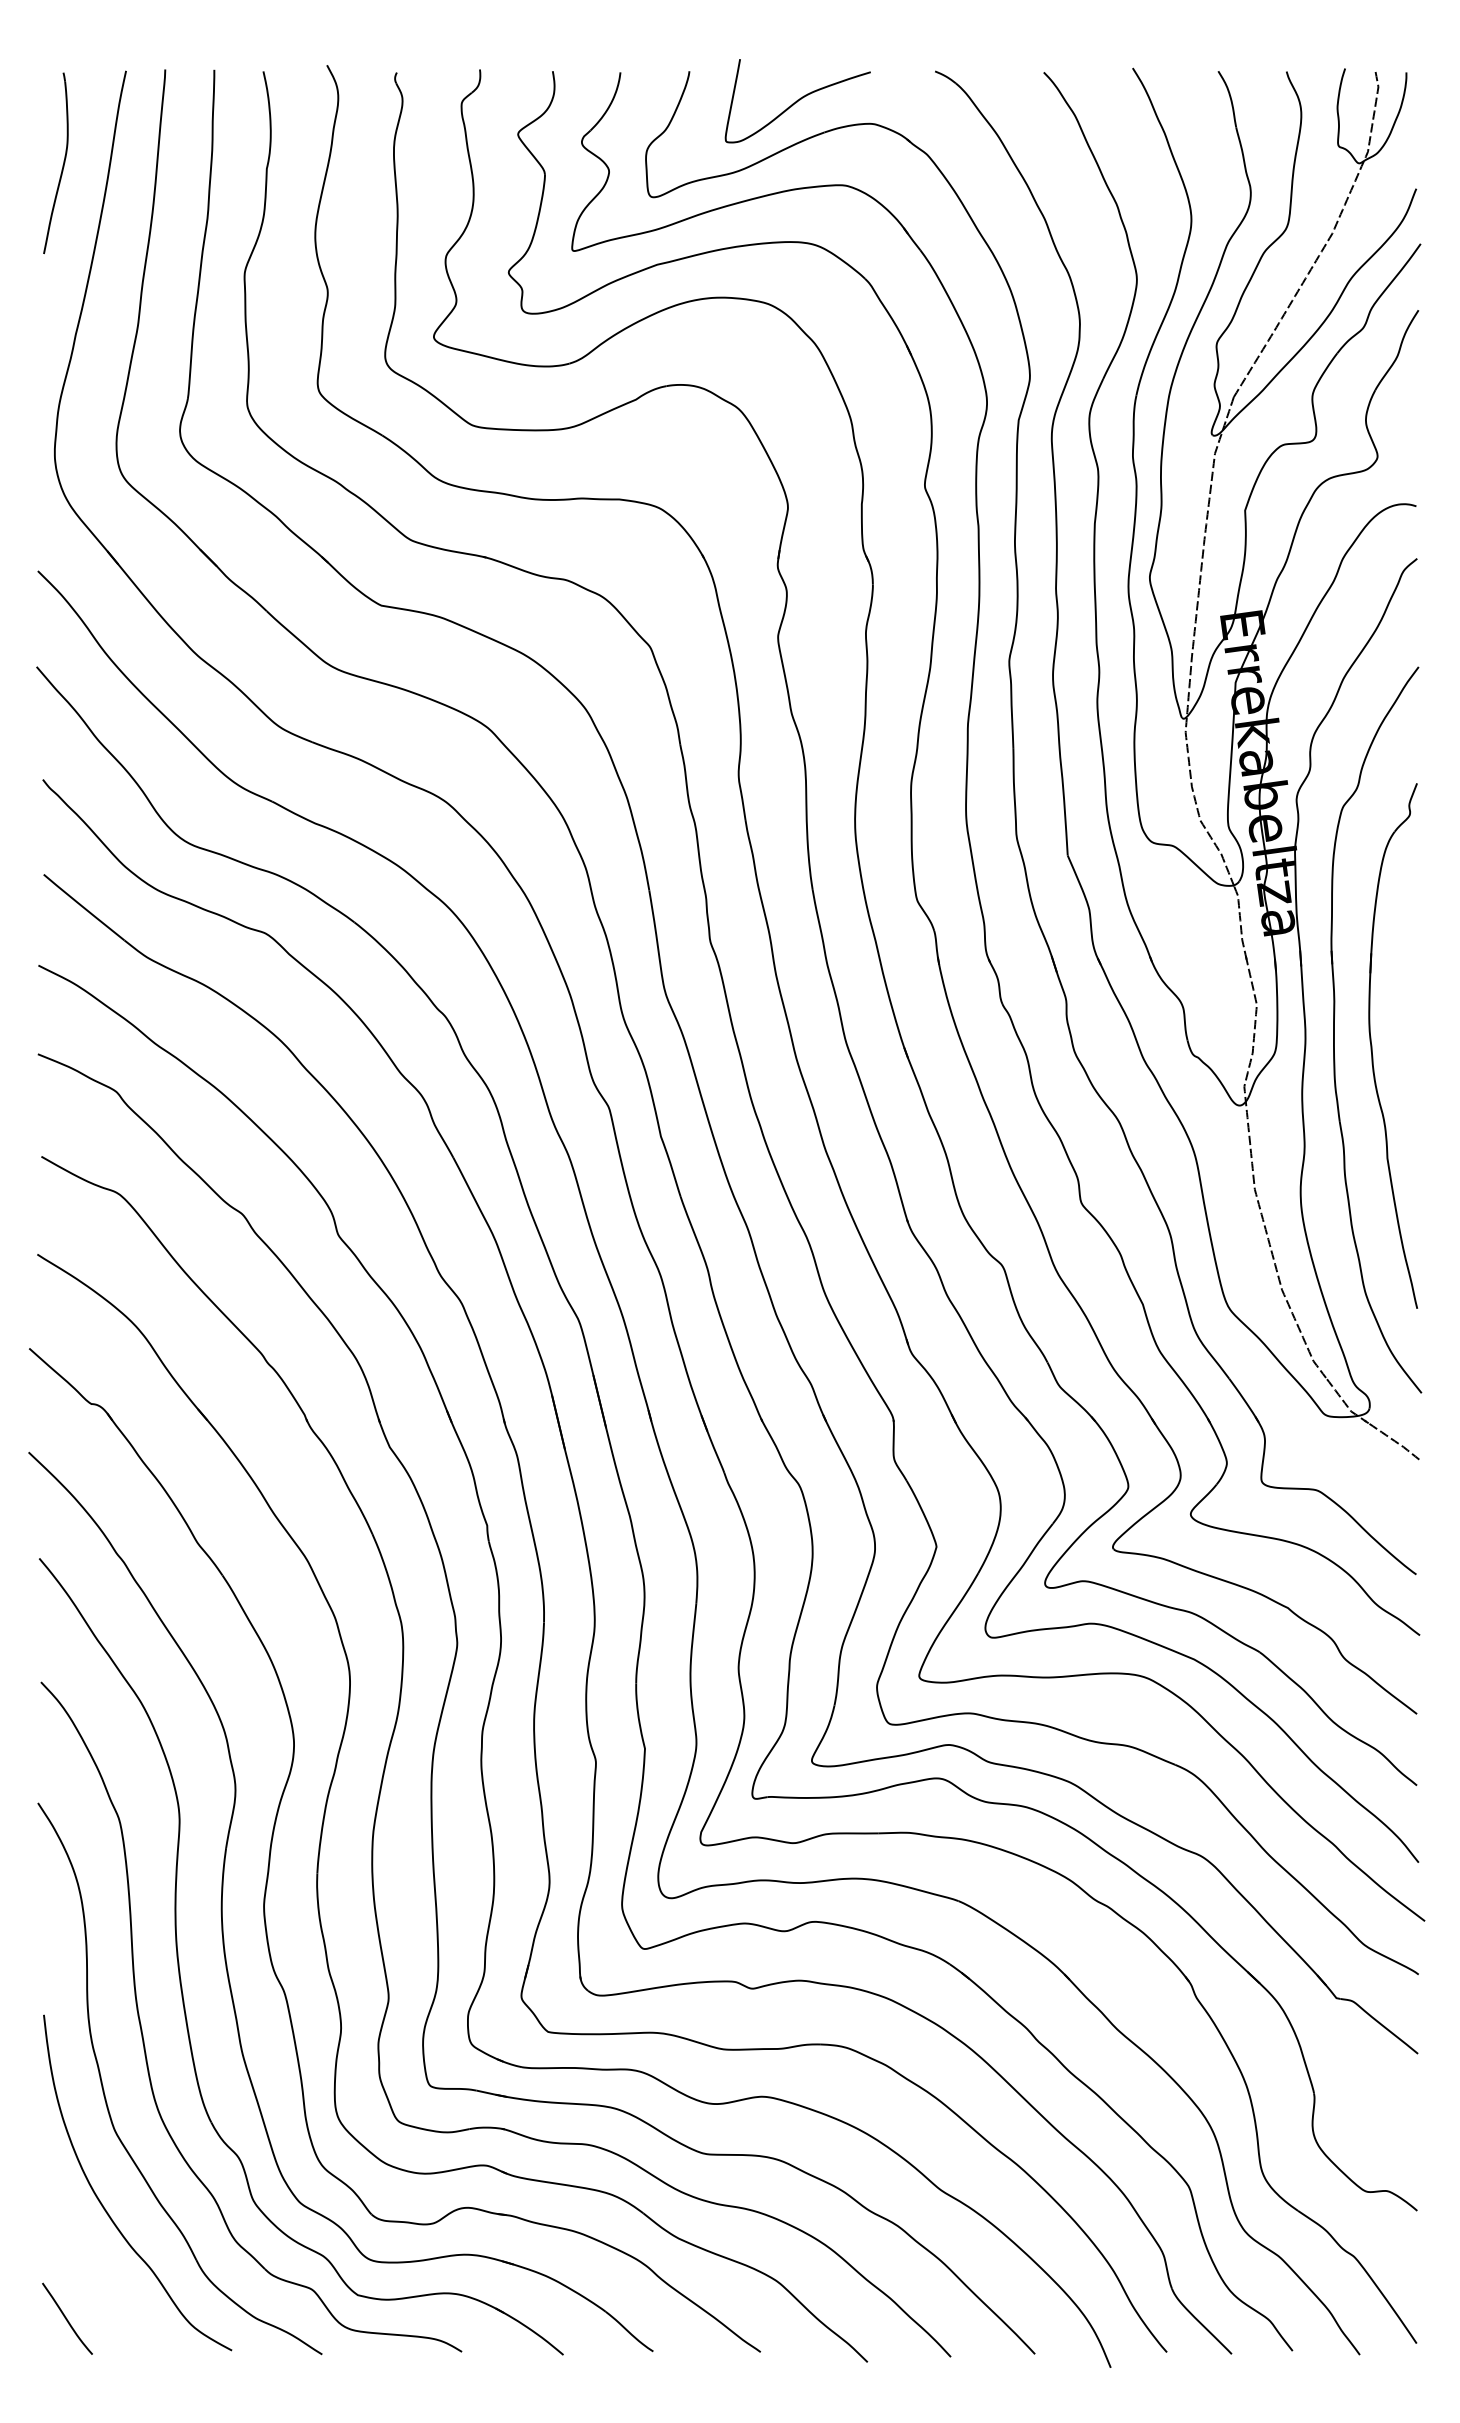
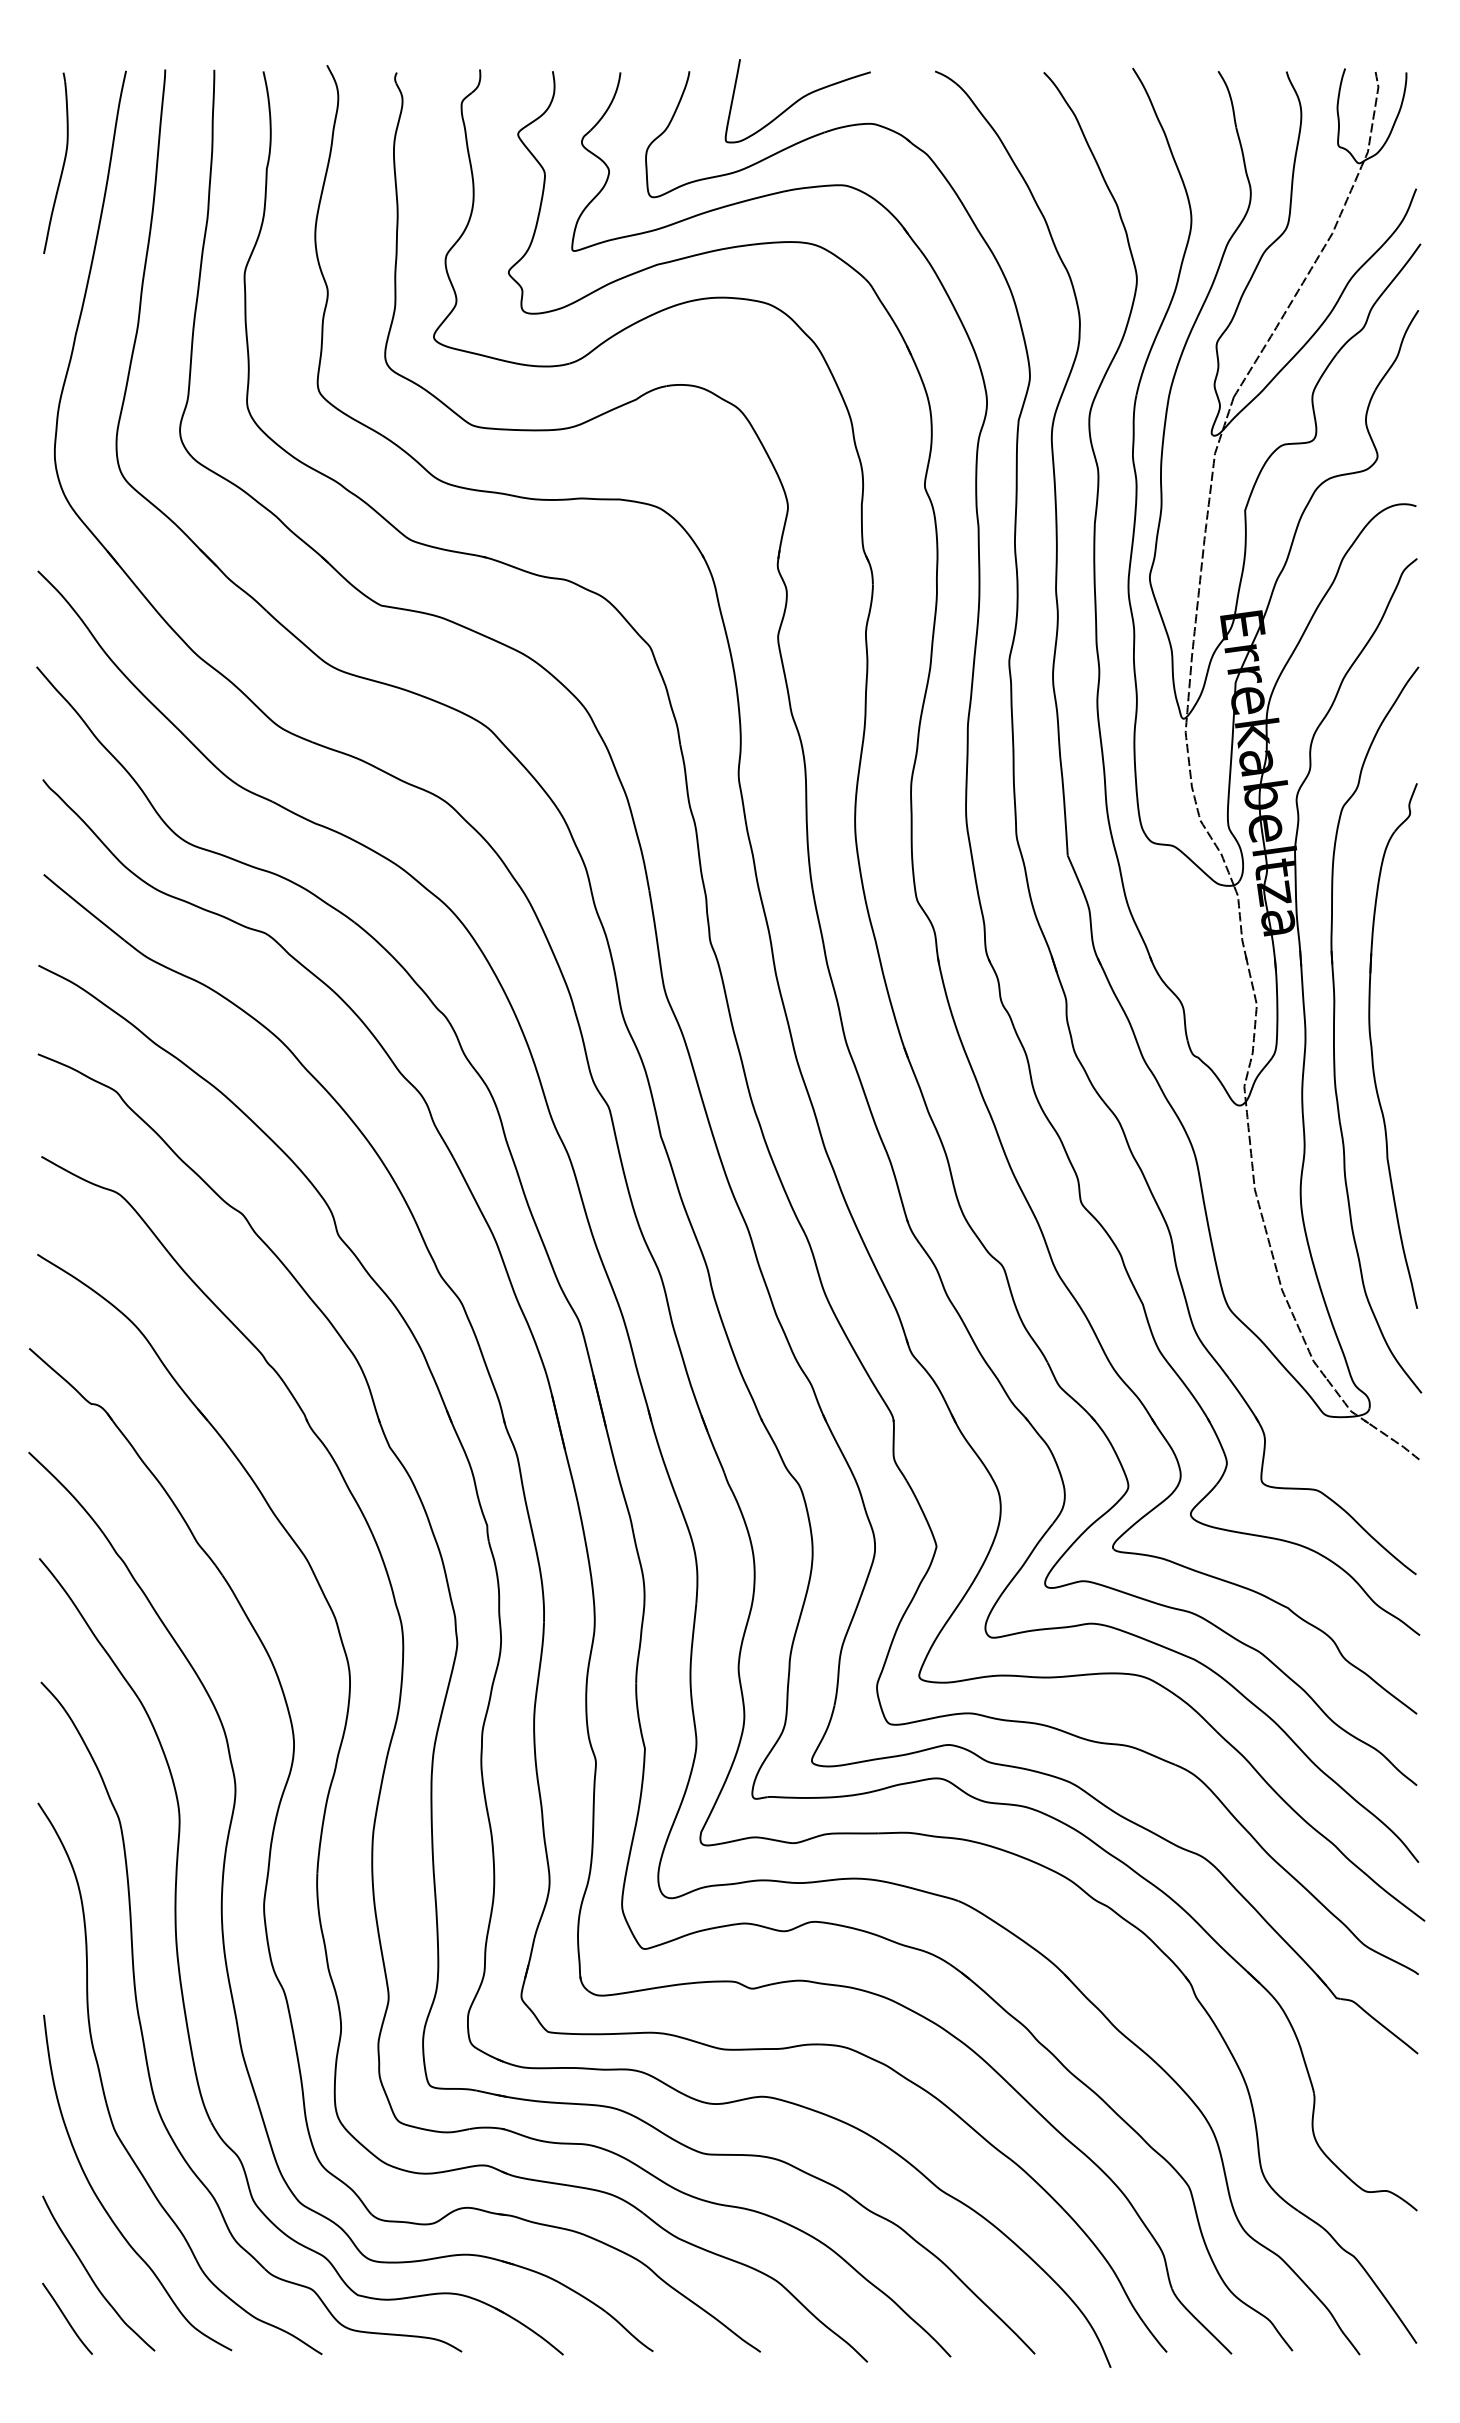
curve: none -> present (91, 2276)
